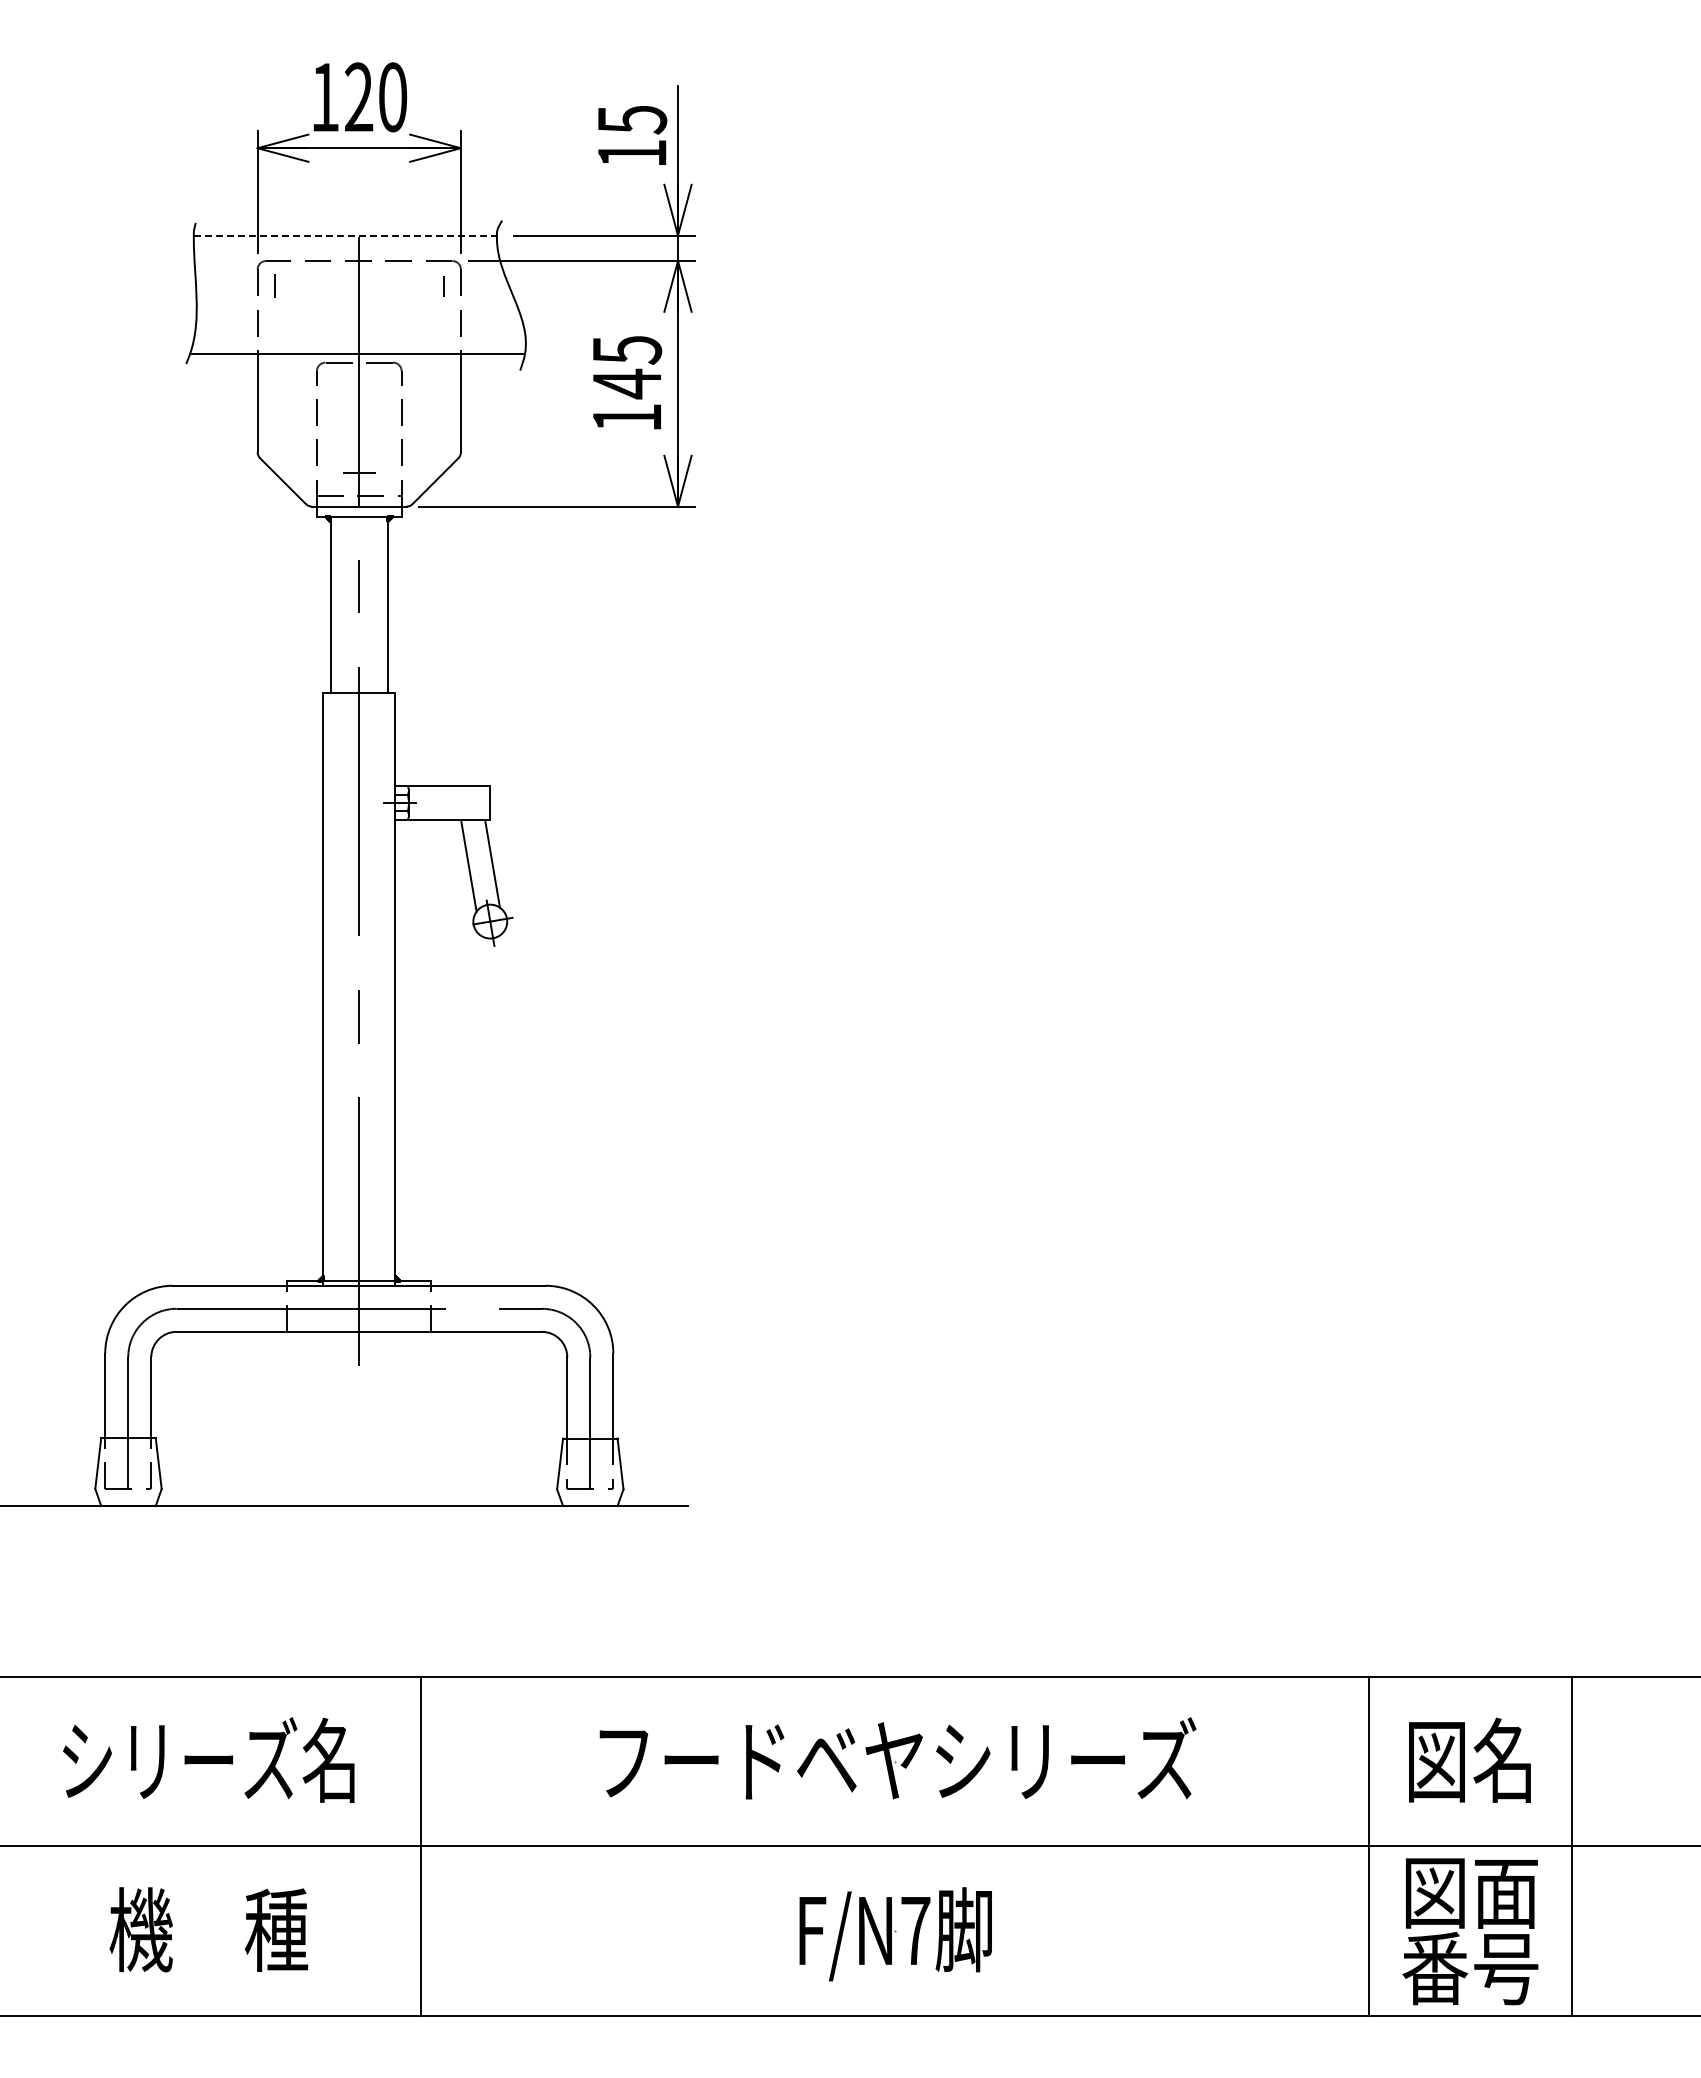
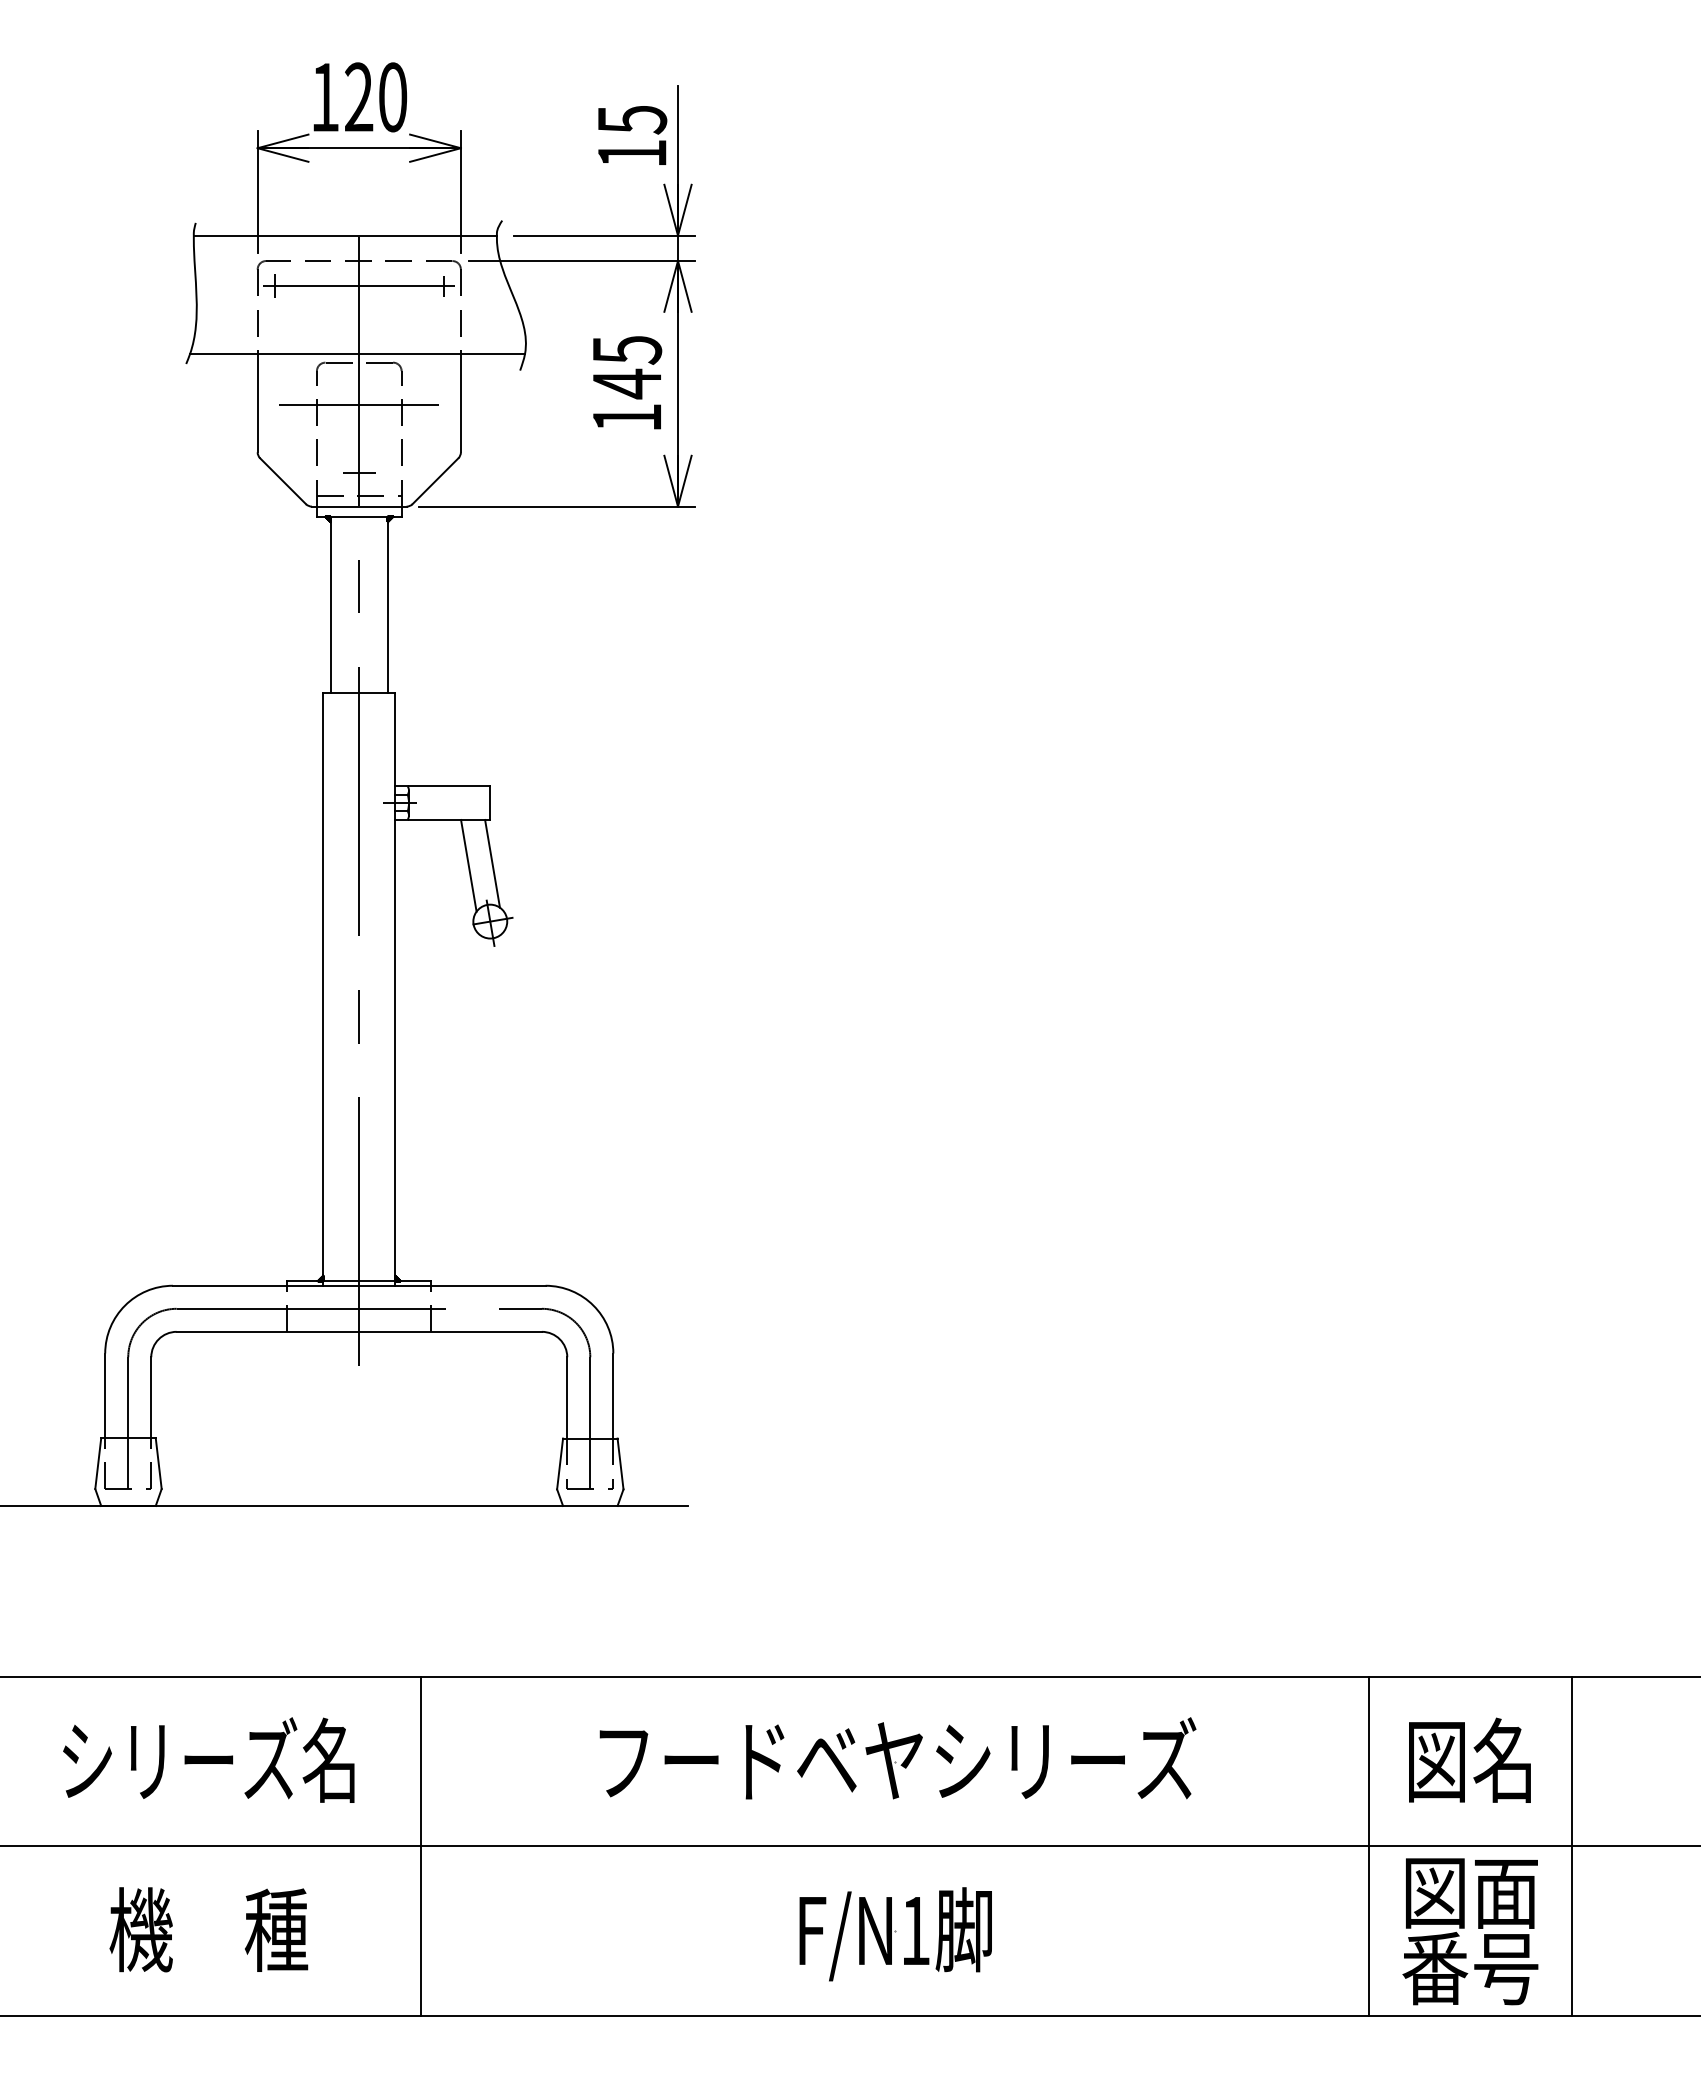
line: dashed -> solid (345, 235)
line: none -> present (358, 286)
line: none -> present (359, 405)
text: F/N7 -> F/N1 (915, 1930)
